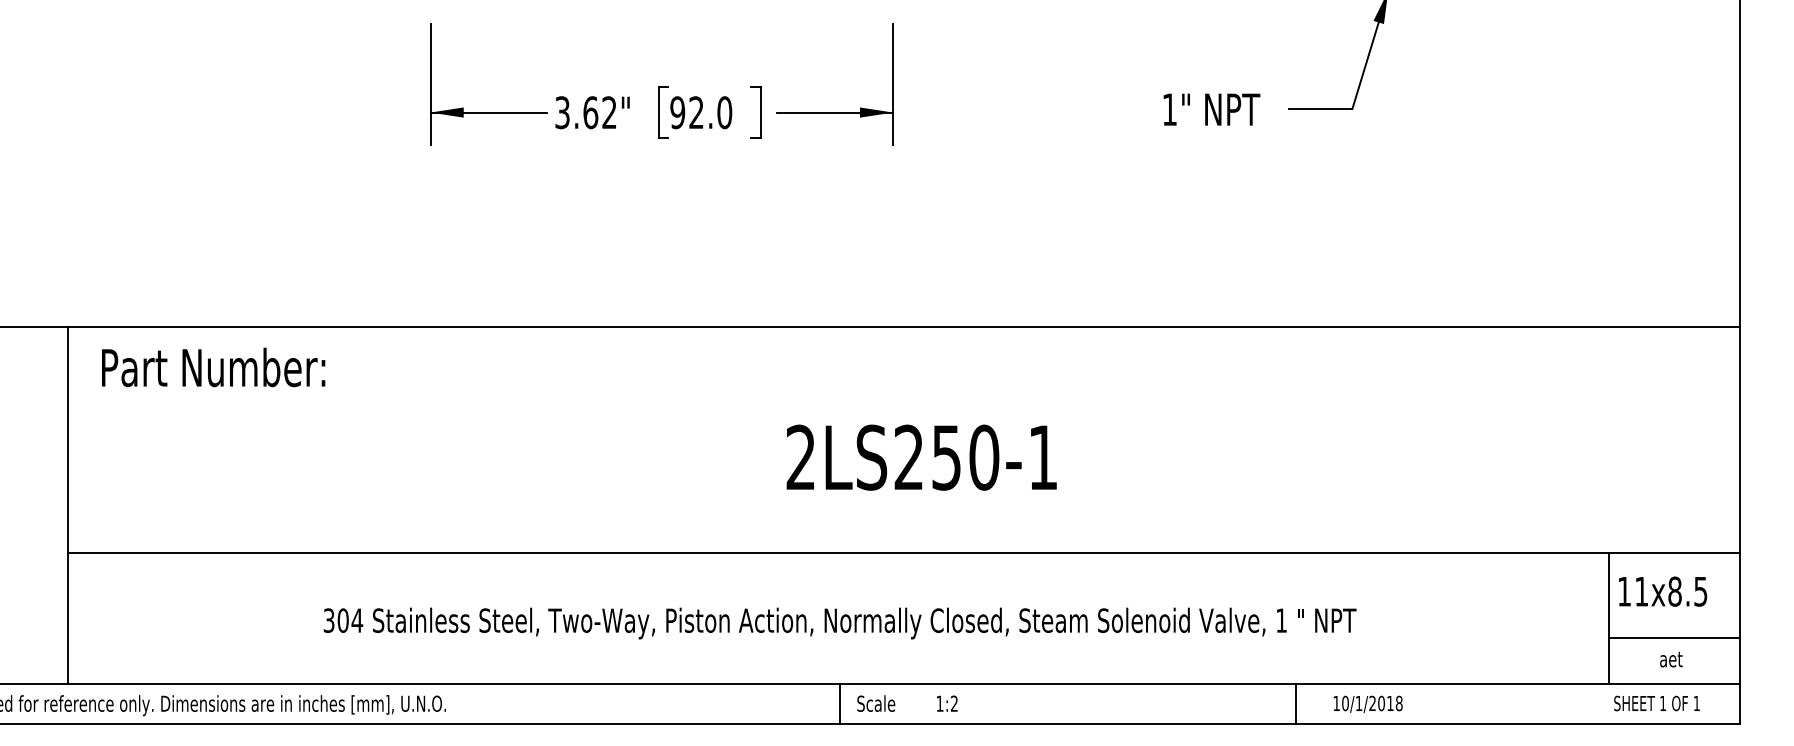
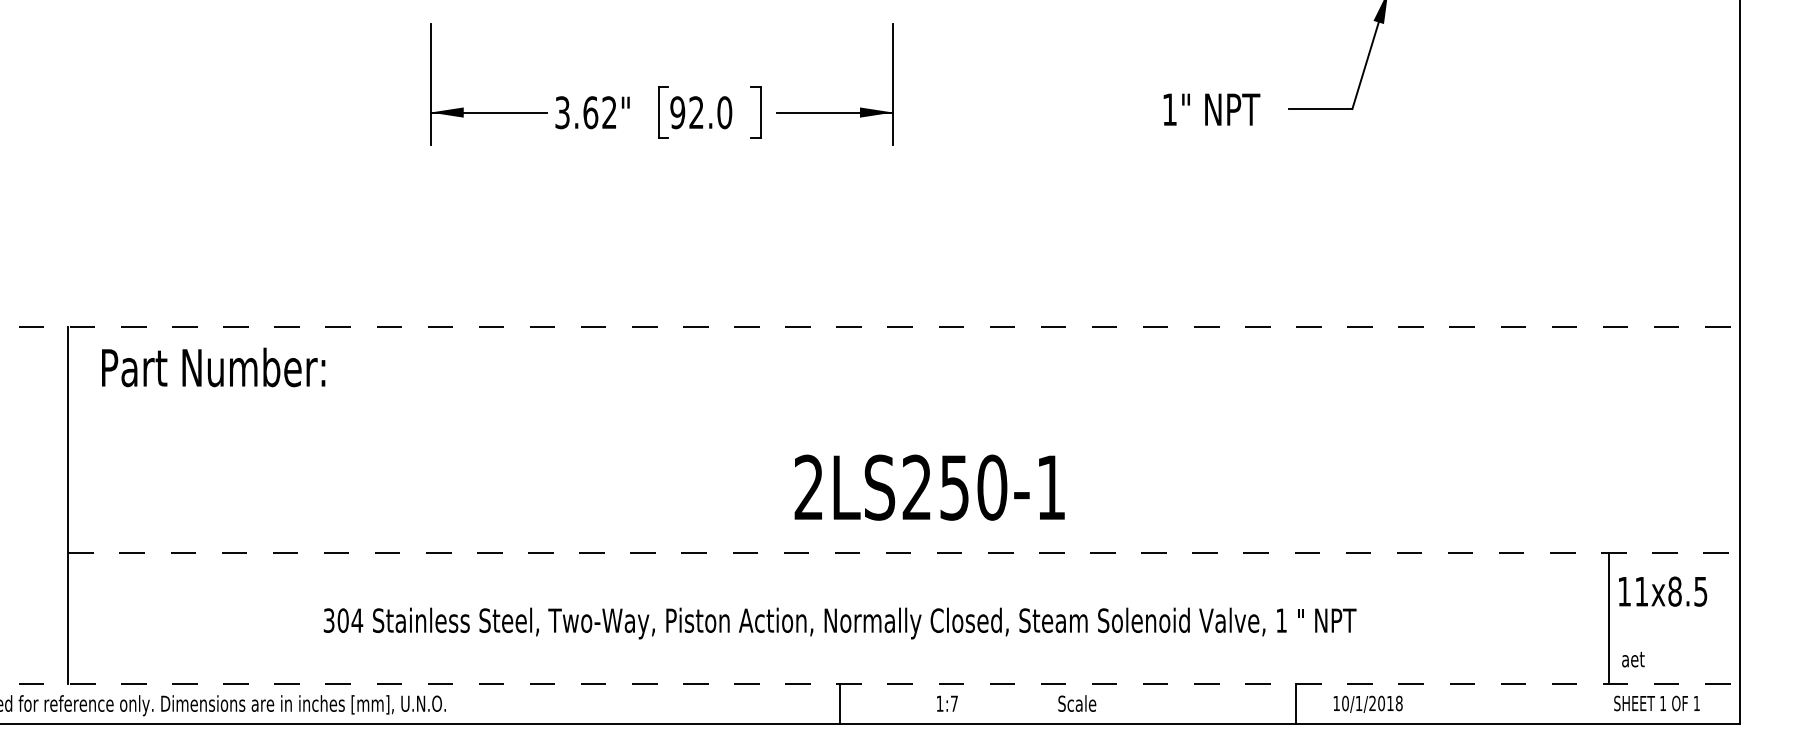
line: solid -> dashed (870, 326)
text position: (921, 457) -> (929, 487) (929, 487)
line: solid -> dashed (904, 552)
line: present -> none (1674, 638)
text position: (1671, 659) -> (1633, 659) (1633, 659)
line: solid -> dashed (870, 683)
text position: (876, 703) -> (1077, 703) (1077, 703)
text: 1:2 -> 1:7 (953, 703)
